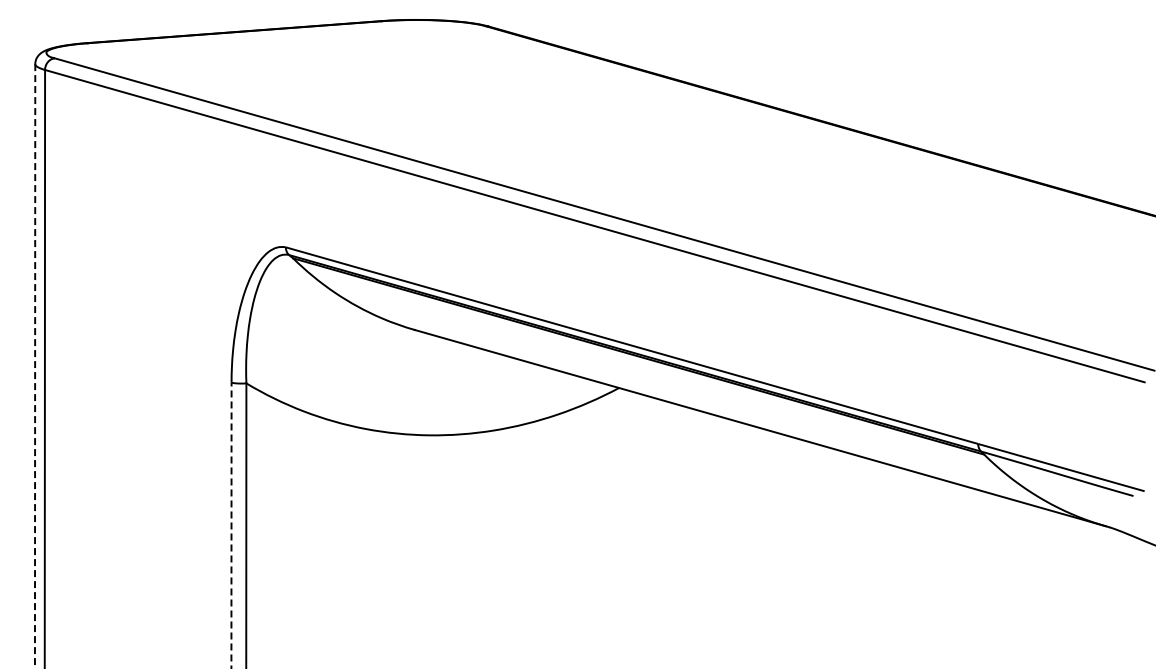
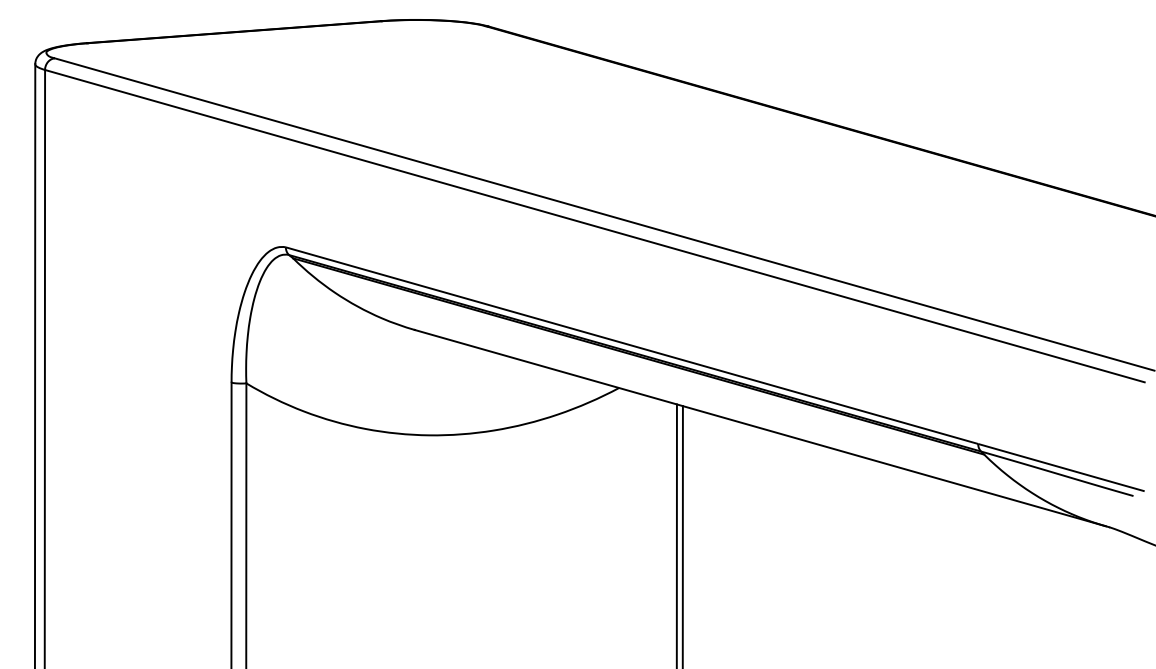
line: dashed -> solid (35, 366)
line: dashed -> solid (231, 525)
line: none -> present (676, 534)
line: none -> present (682, 535)
